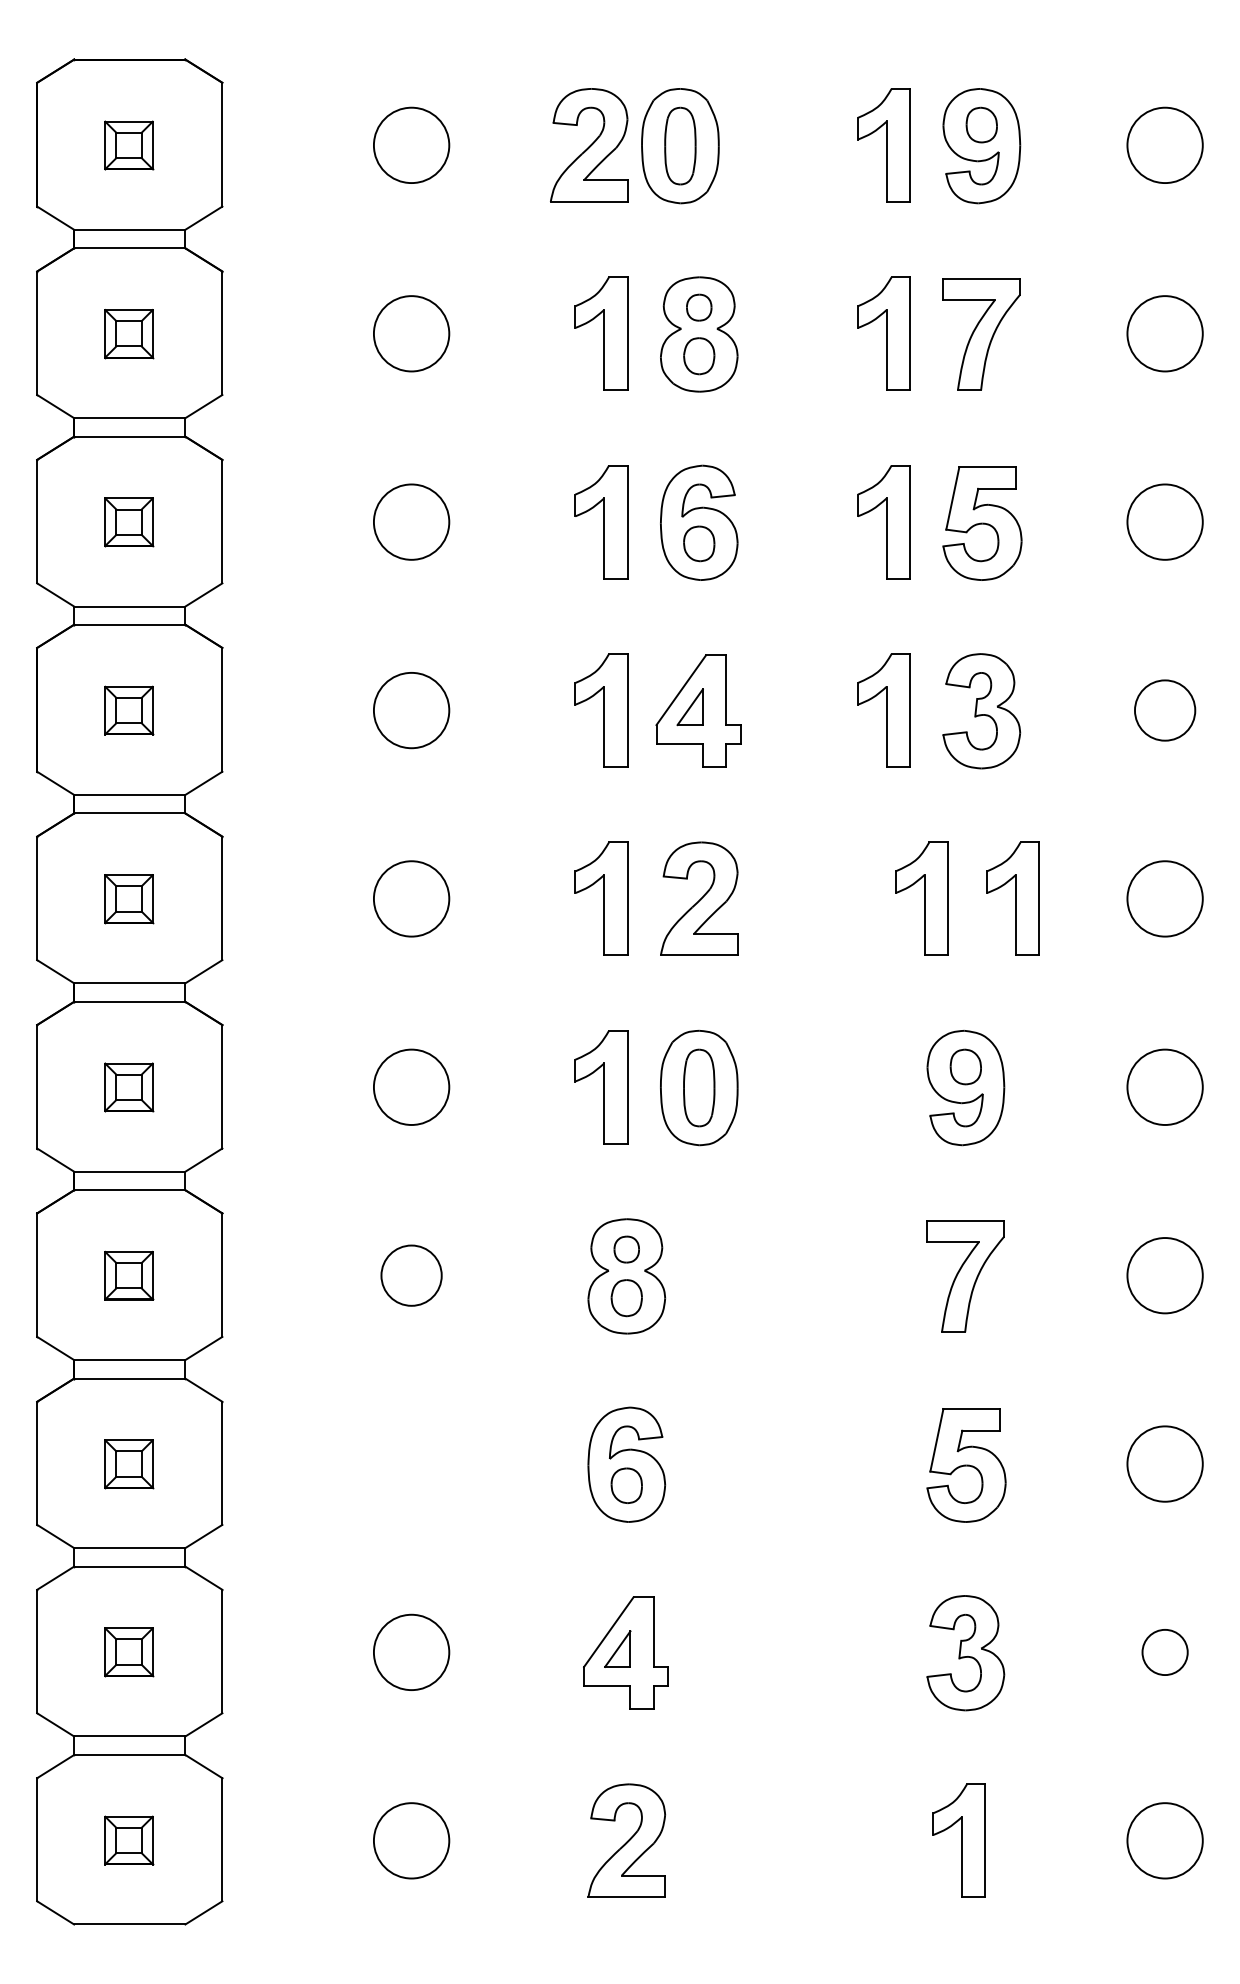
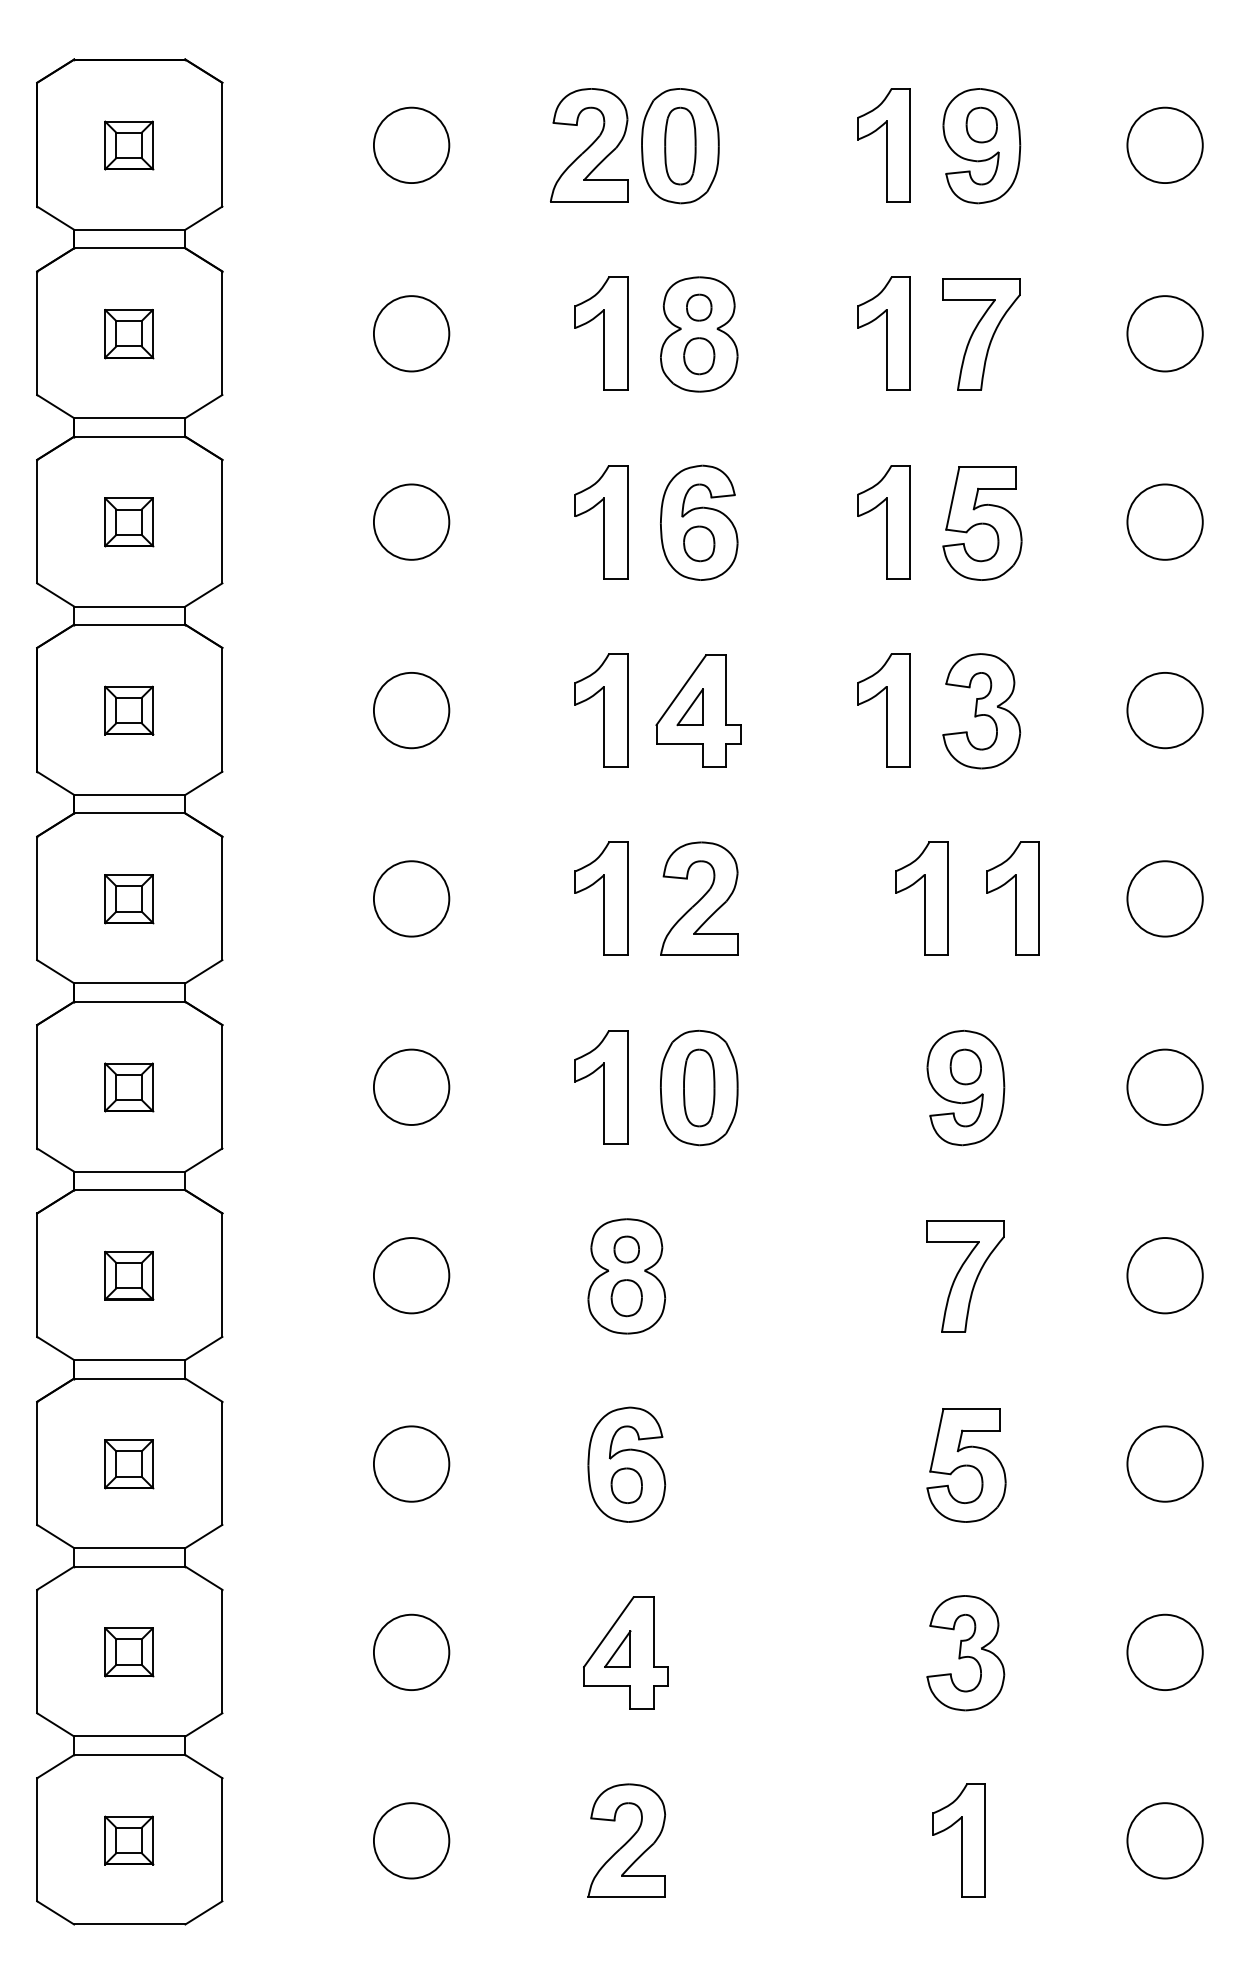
circle diameter: 60 px -> 75 px (1164, 710)
circle diameter: 60 px -> 75 px (411, 1275)
circle: none -> present (411, 1463)
circle diameter: 45 px -> 75 px (1164, 1652)
